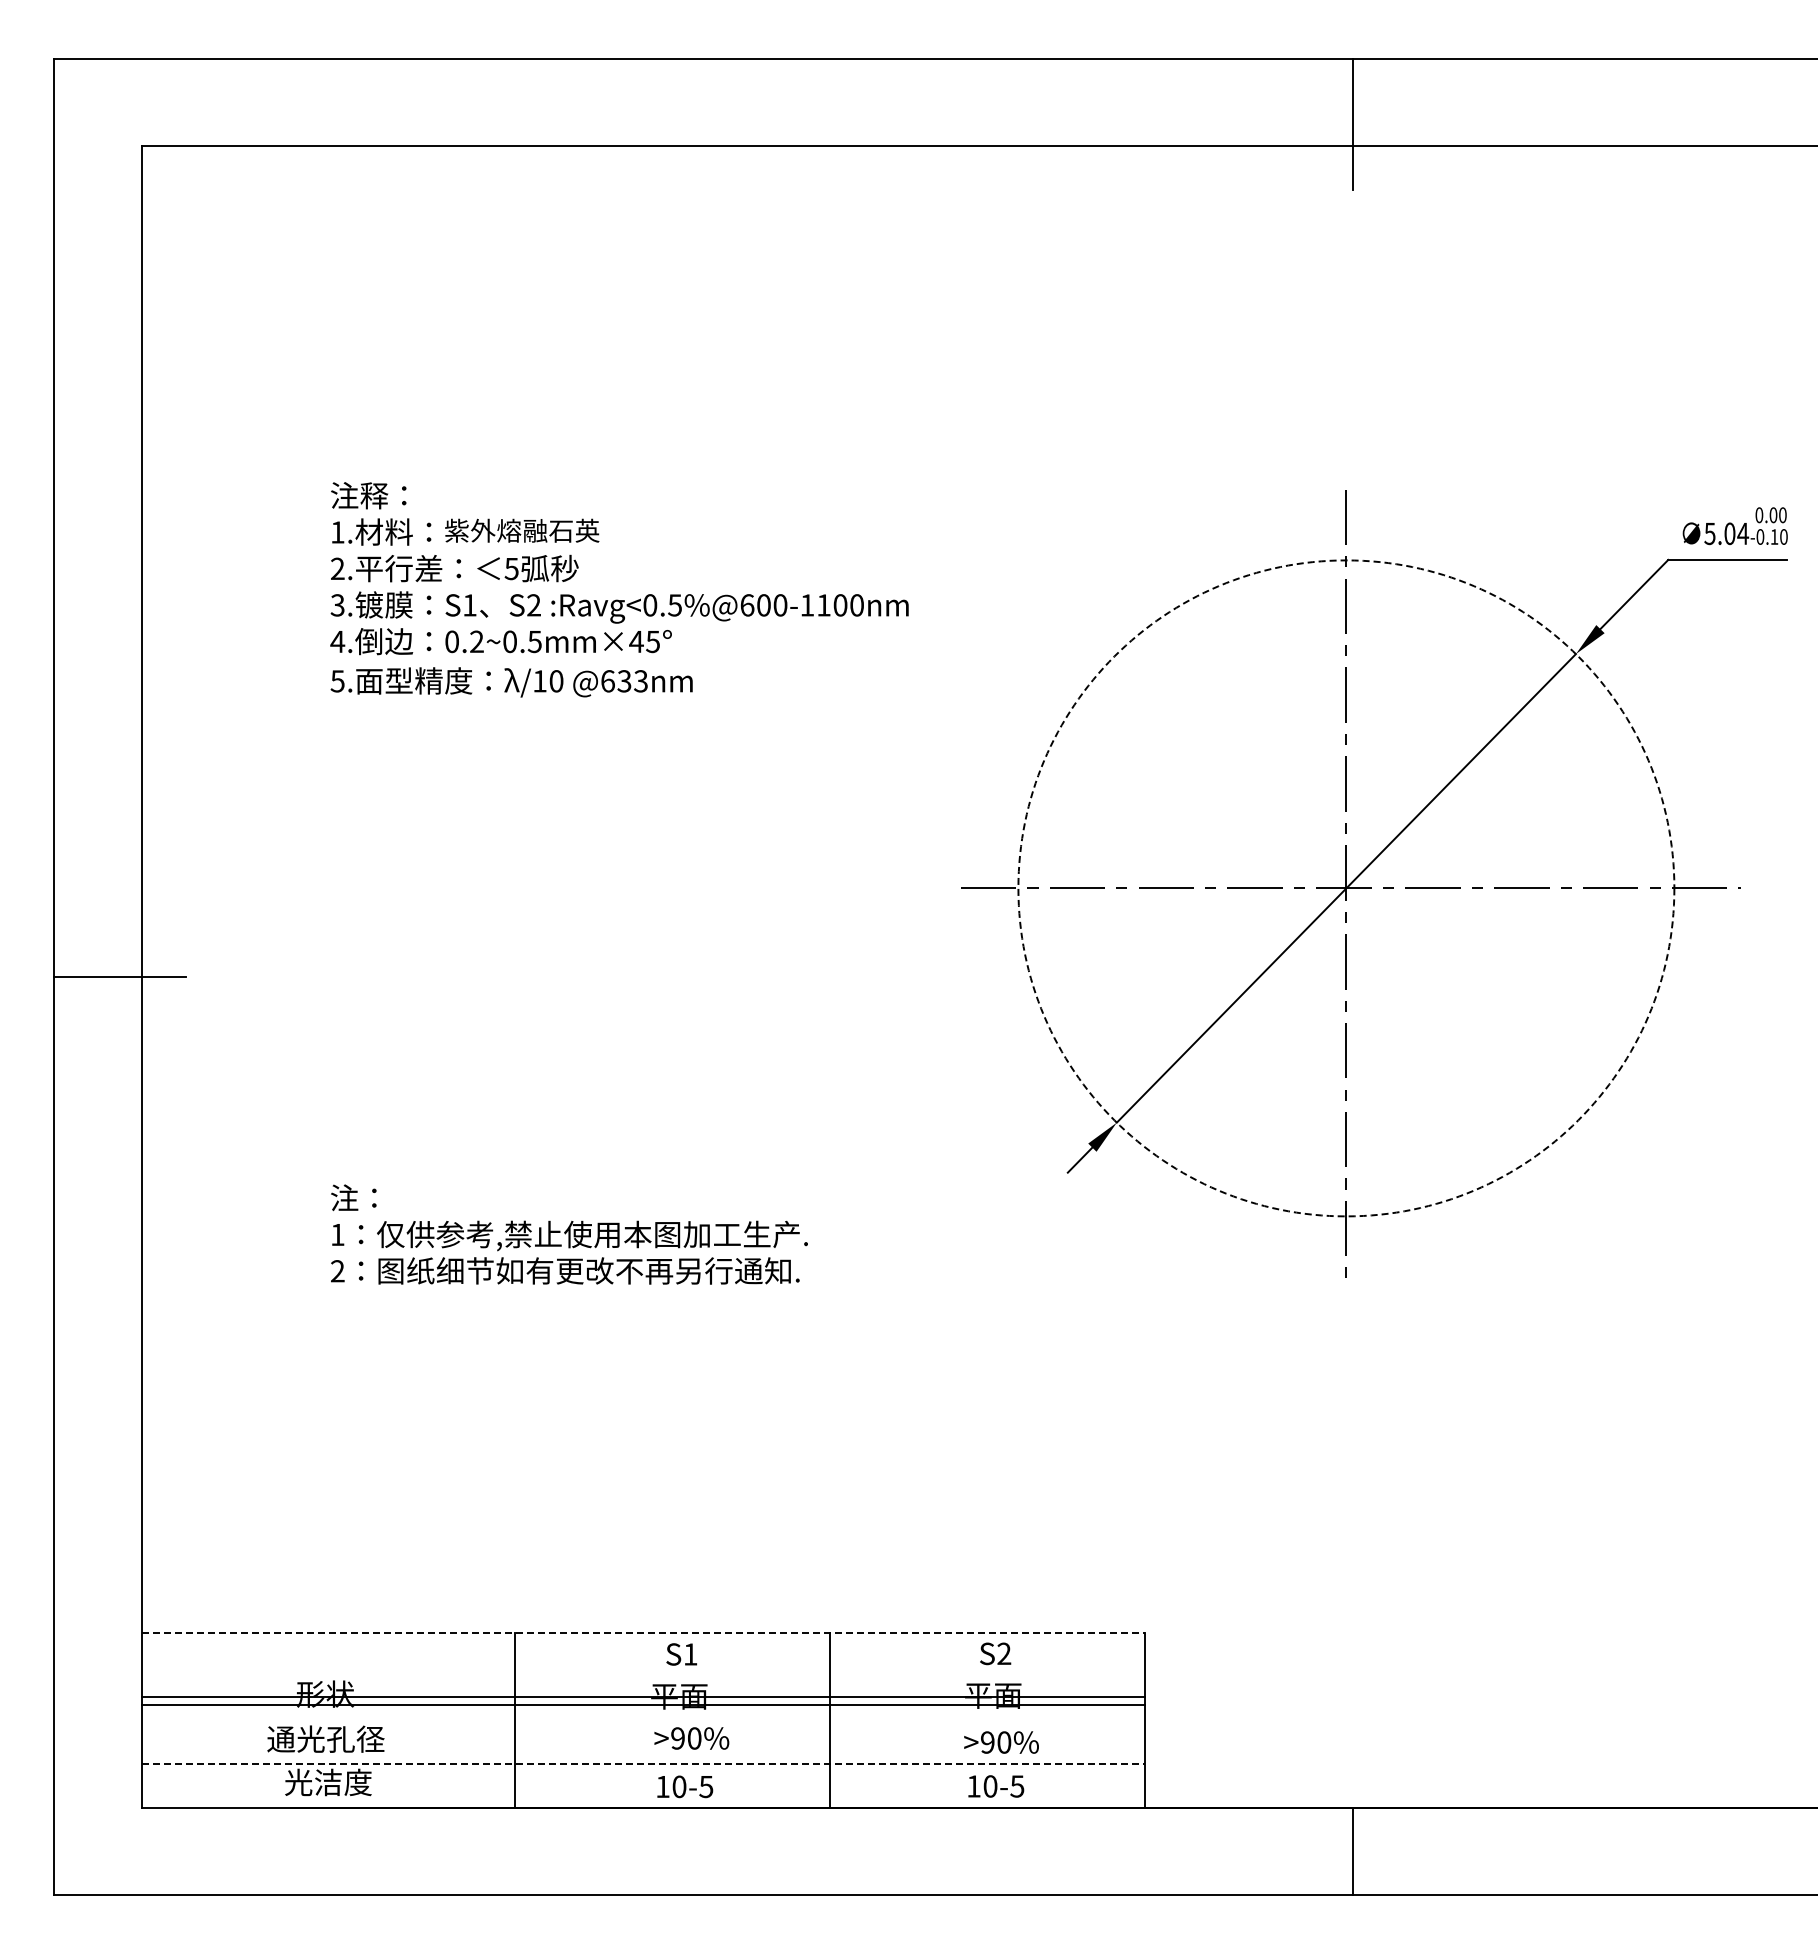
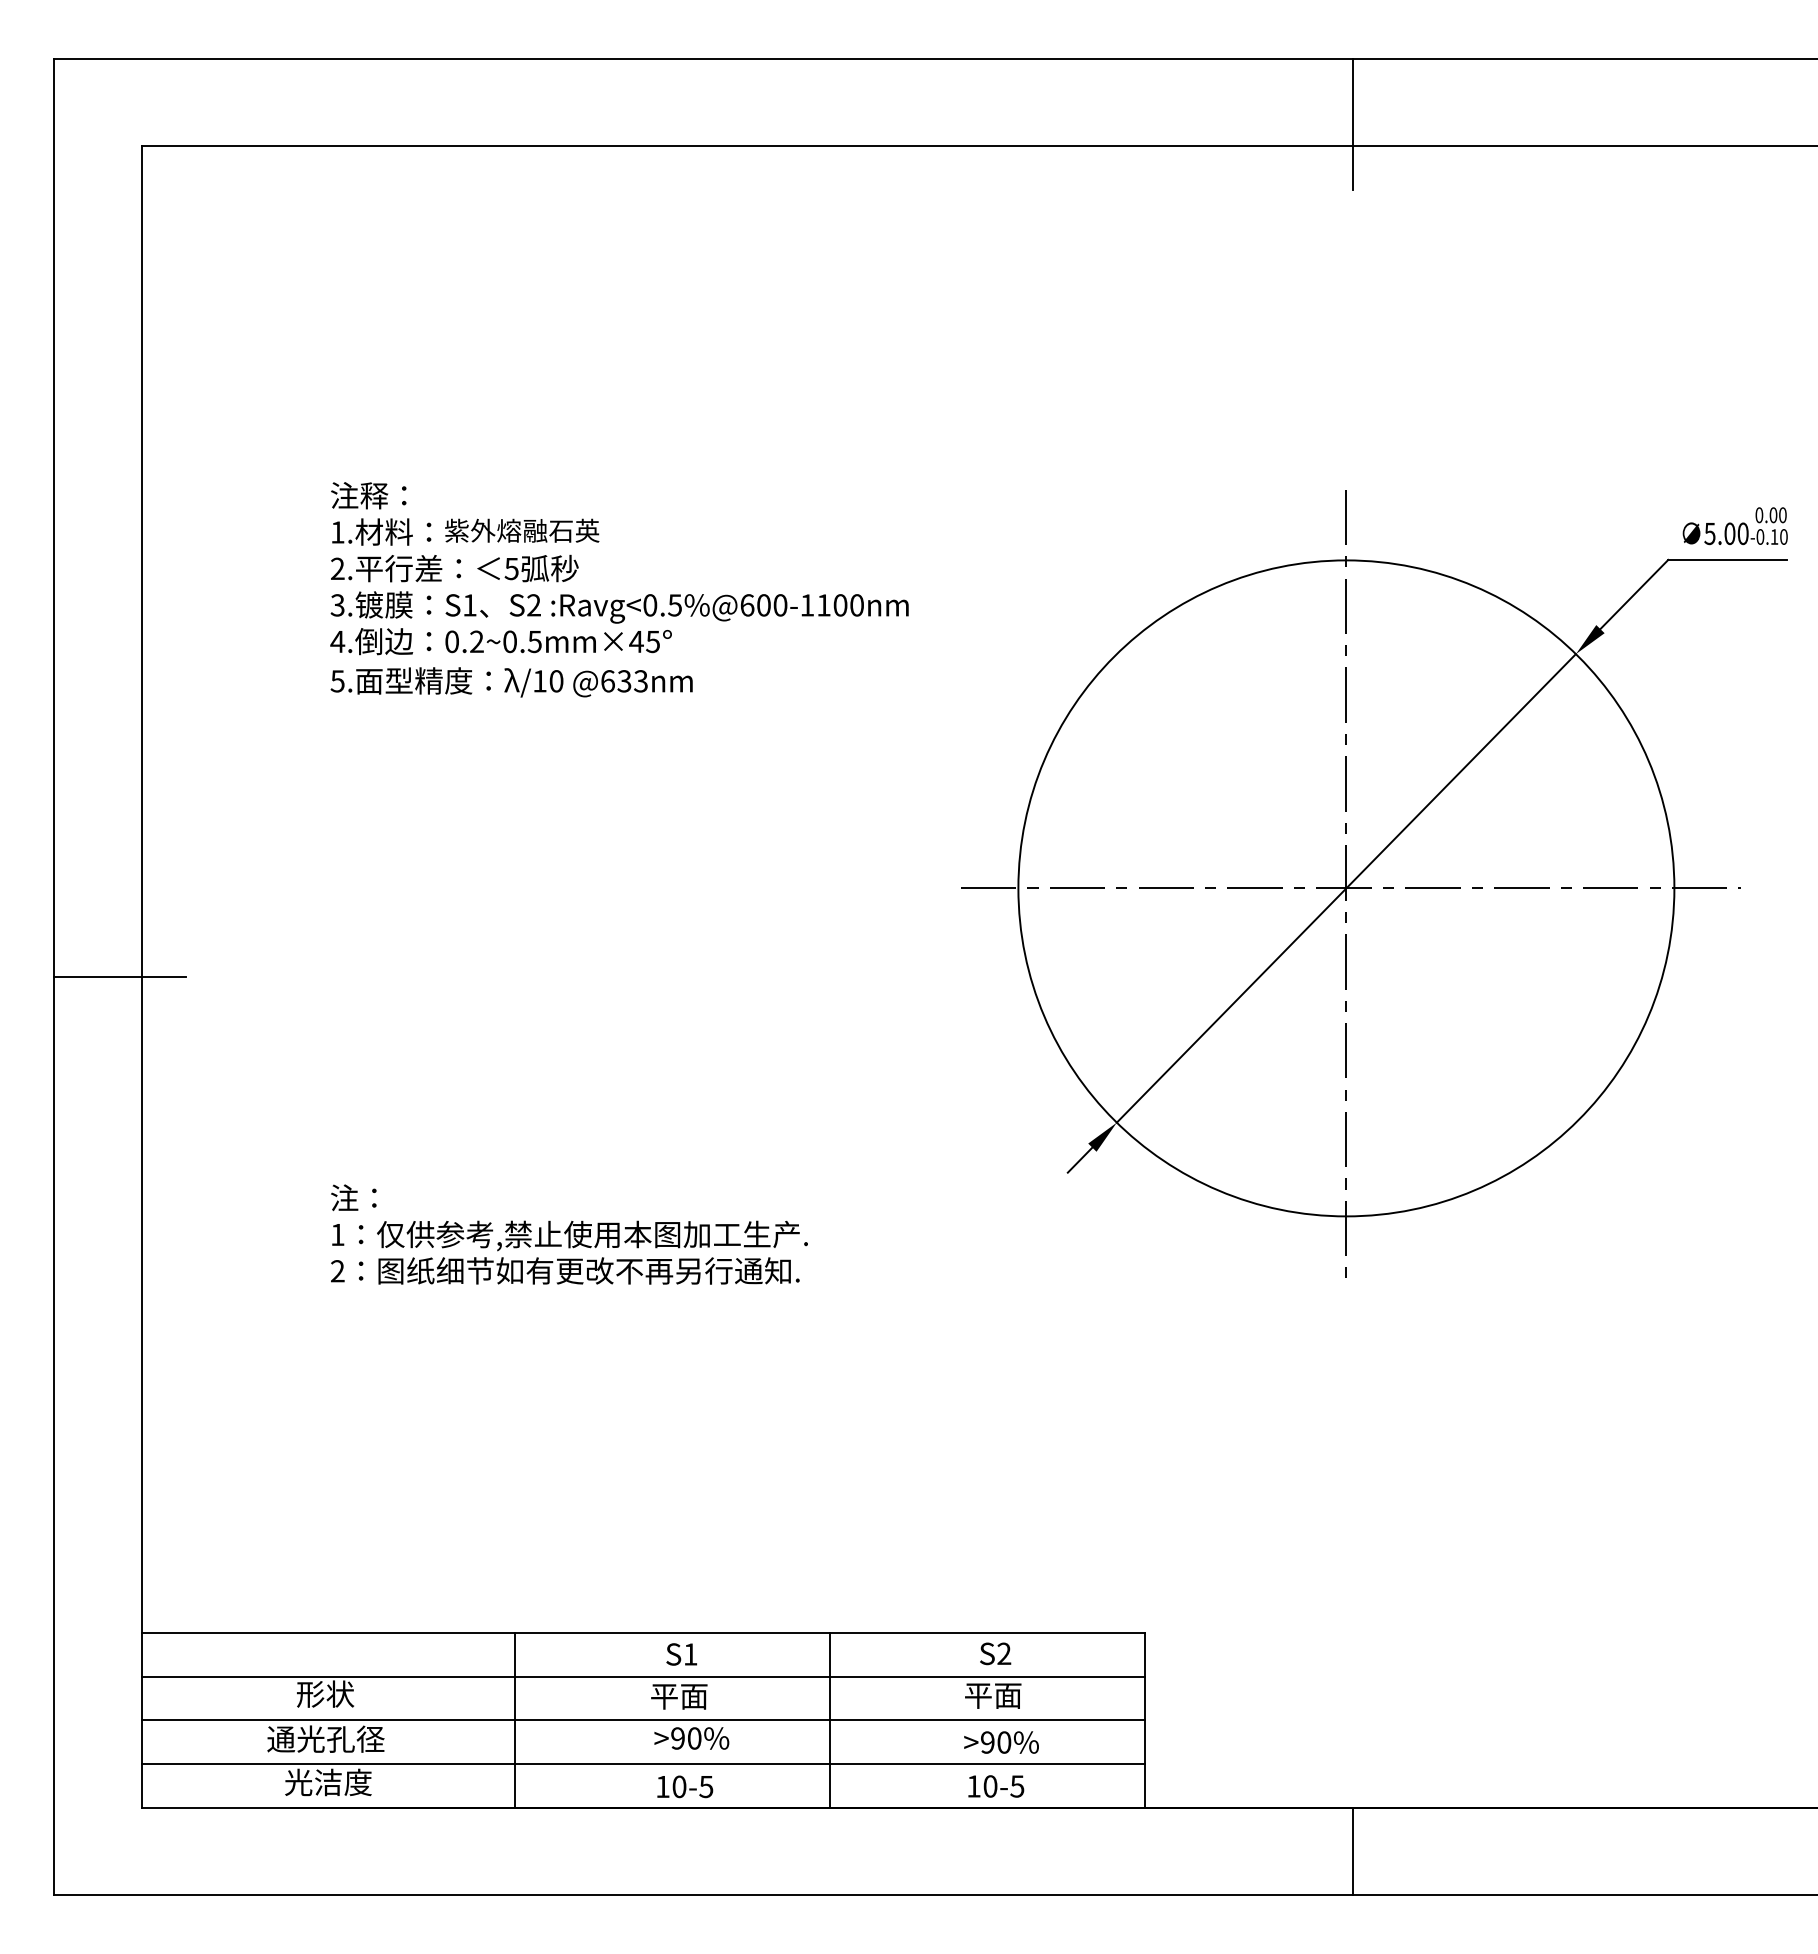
text: 5.04 -> 5.00 (1743, 533)
circle: dashed -> solid (1346, 888)
line: dashed -> solid (643, 1632)
line position: (642, 1696) -> (642, 1676) (642, 1676)
line position: (642, 1705) -> (642, 1720) (642, 1720)
line: dashed -> solid (643, 1764)
